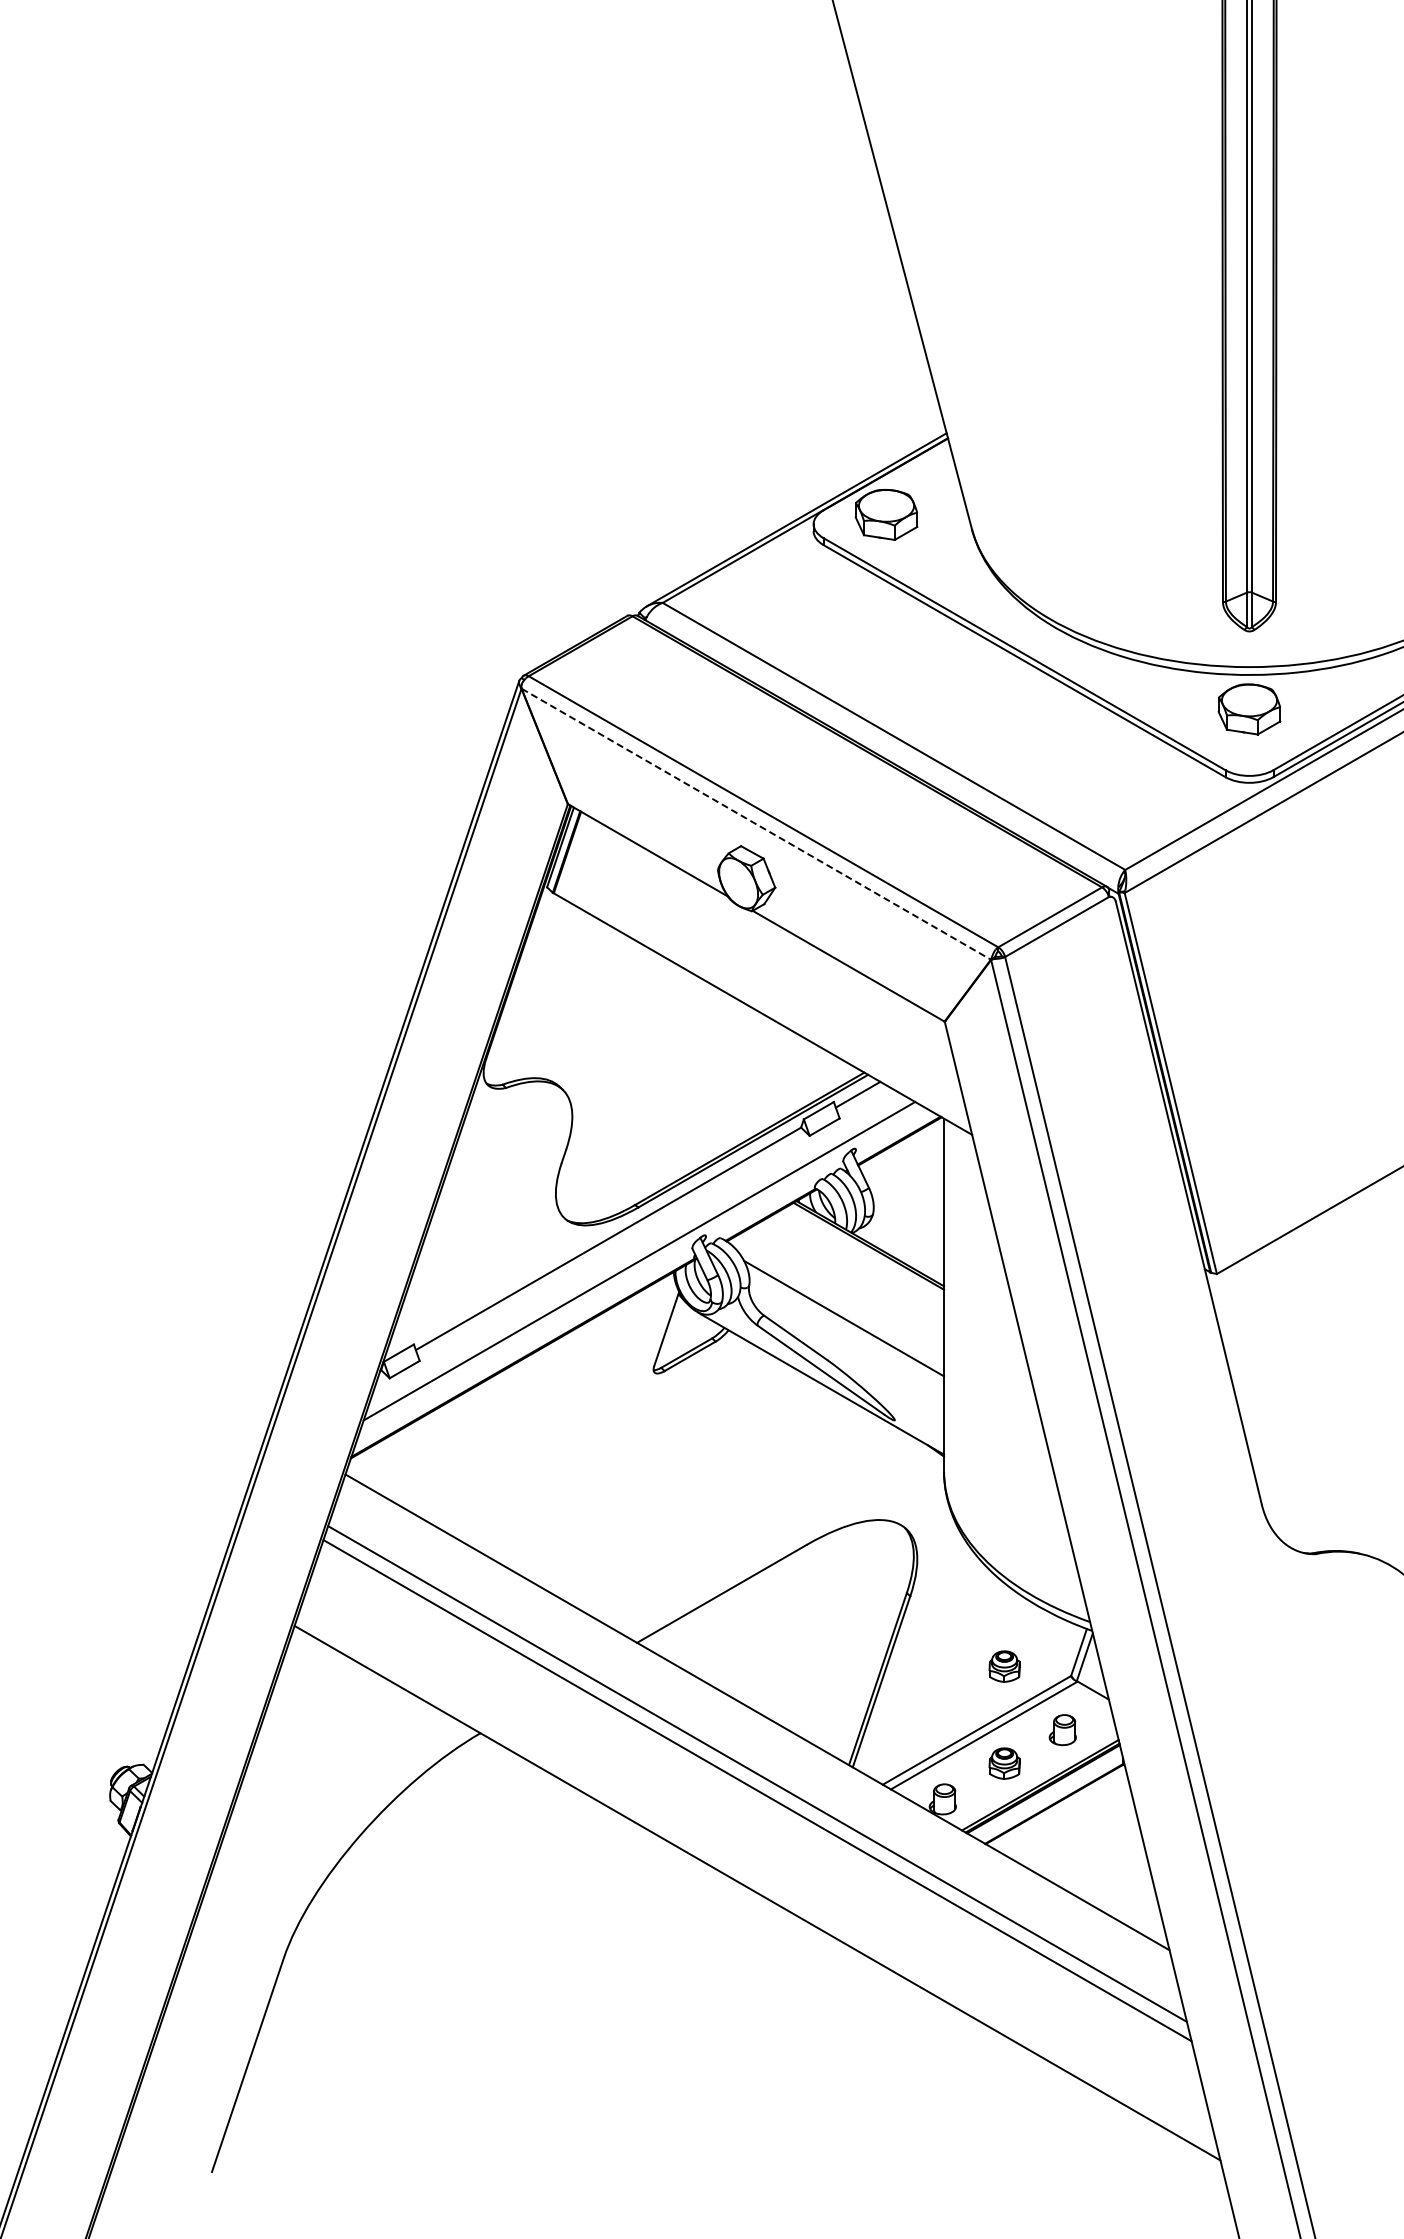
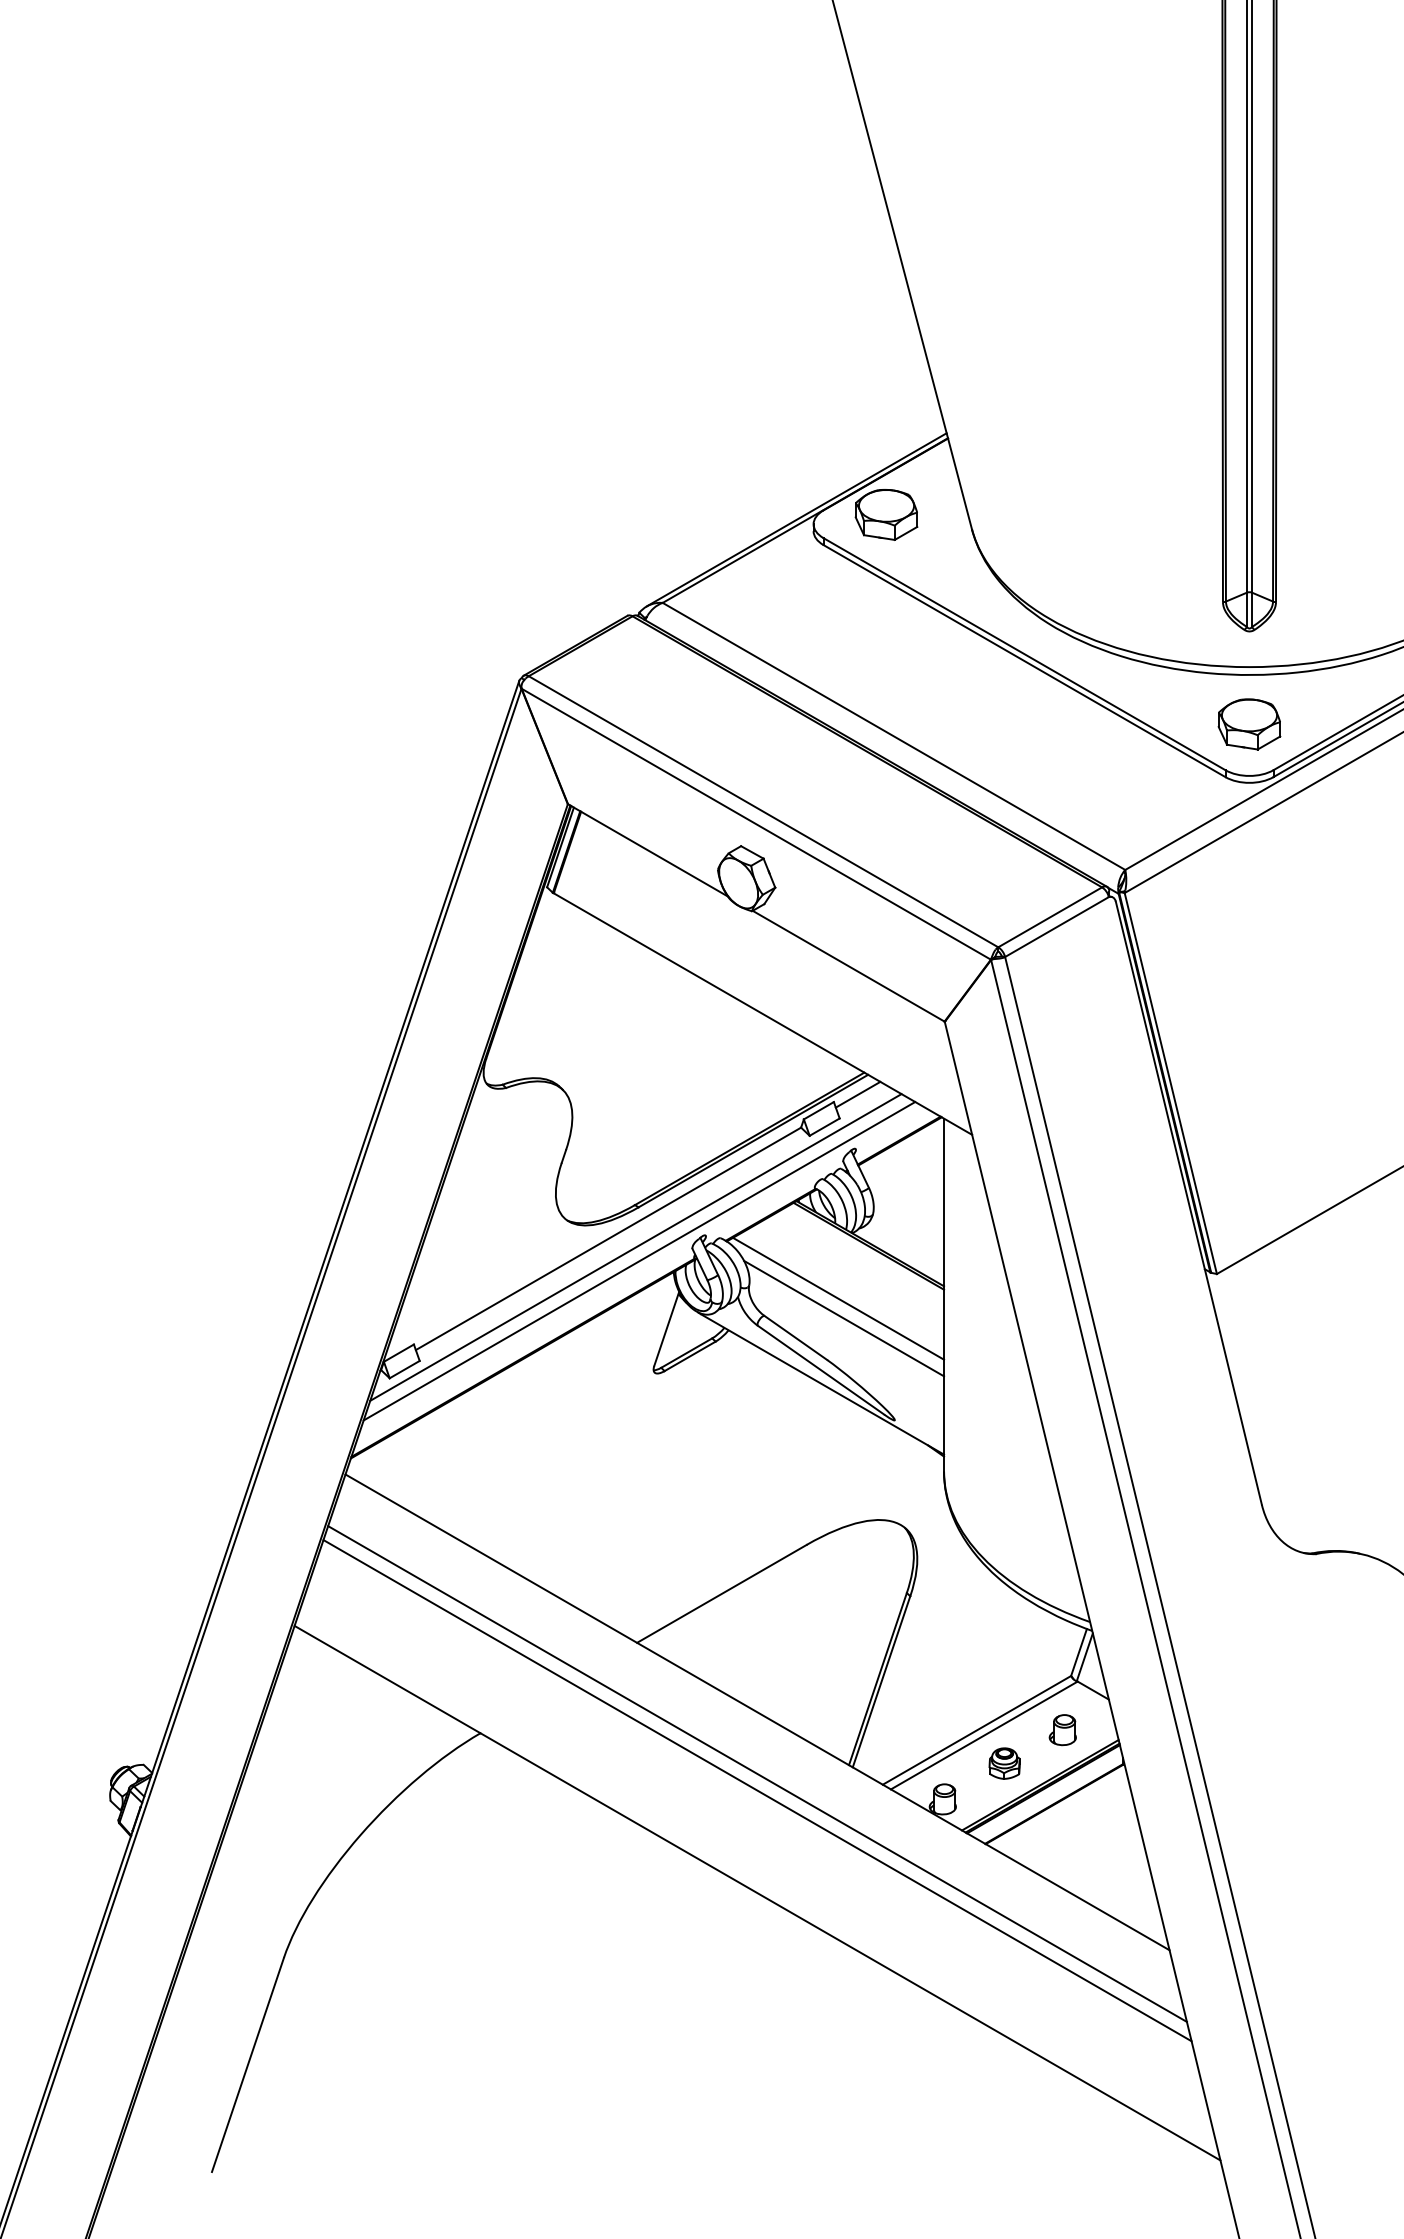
part position: (1249, 709) -> (1249, 724) (1249, 724)
line: dashed -> solid (756, 824)
line: none -> present (635, 1247)
line: none -> present (838, 1298)
part: present -> none (1004, 1666)
